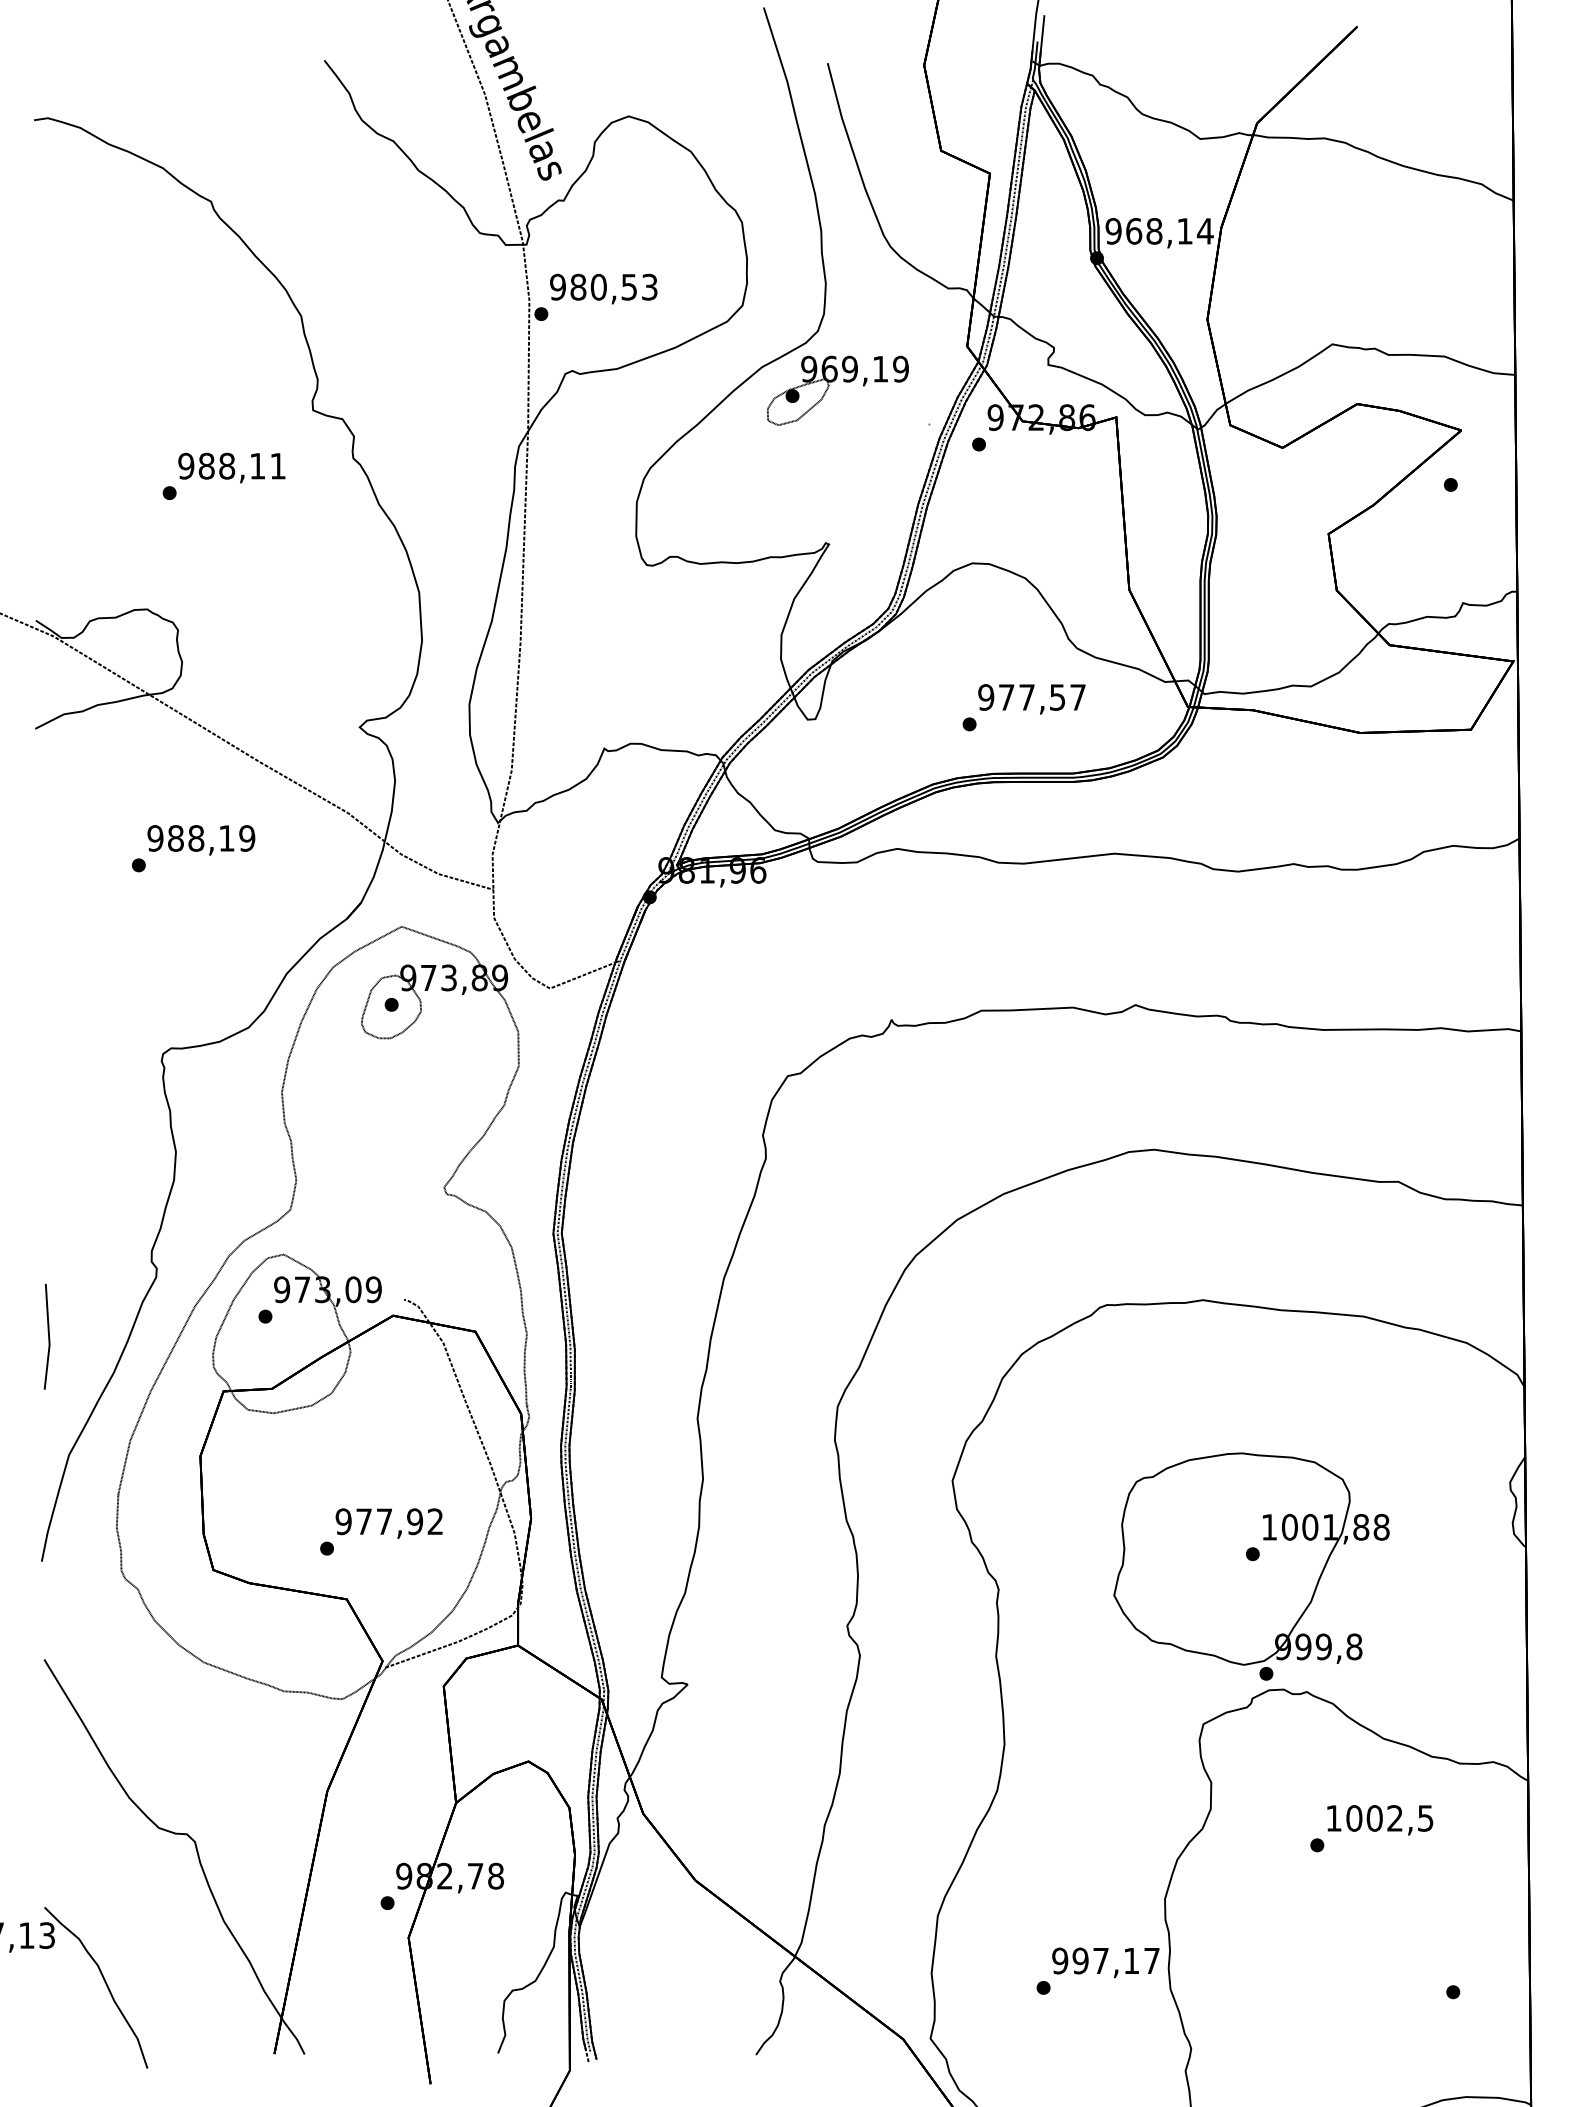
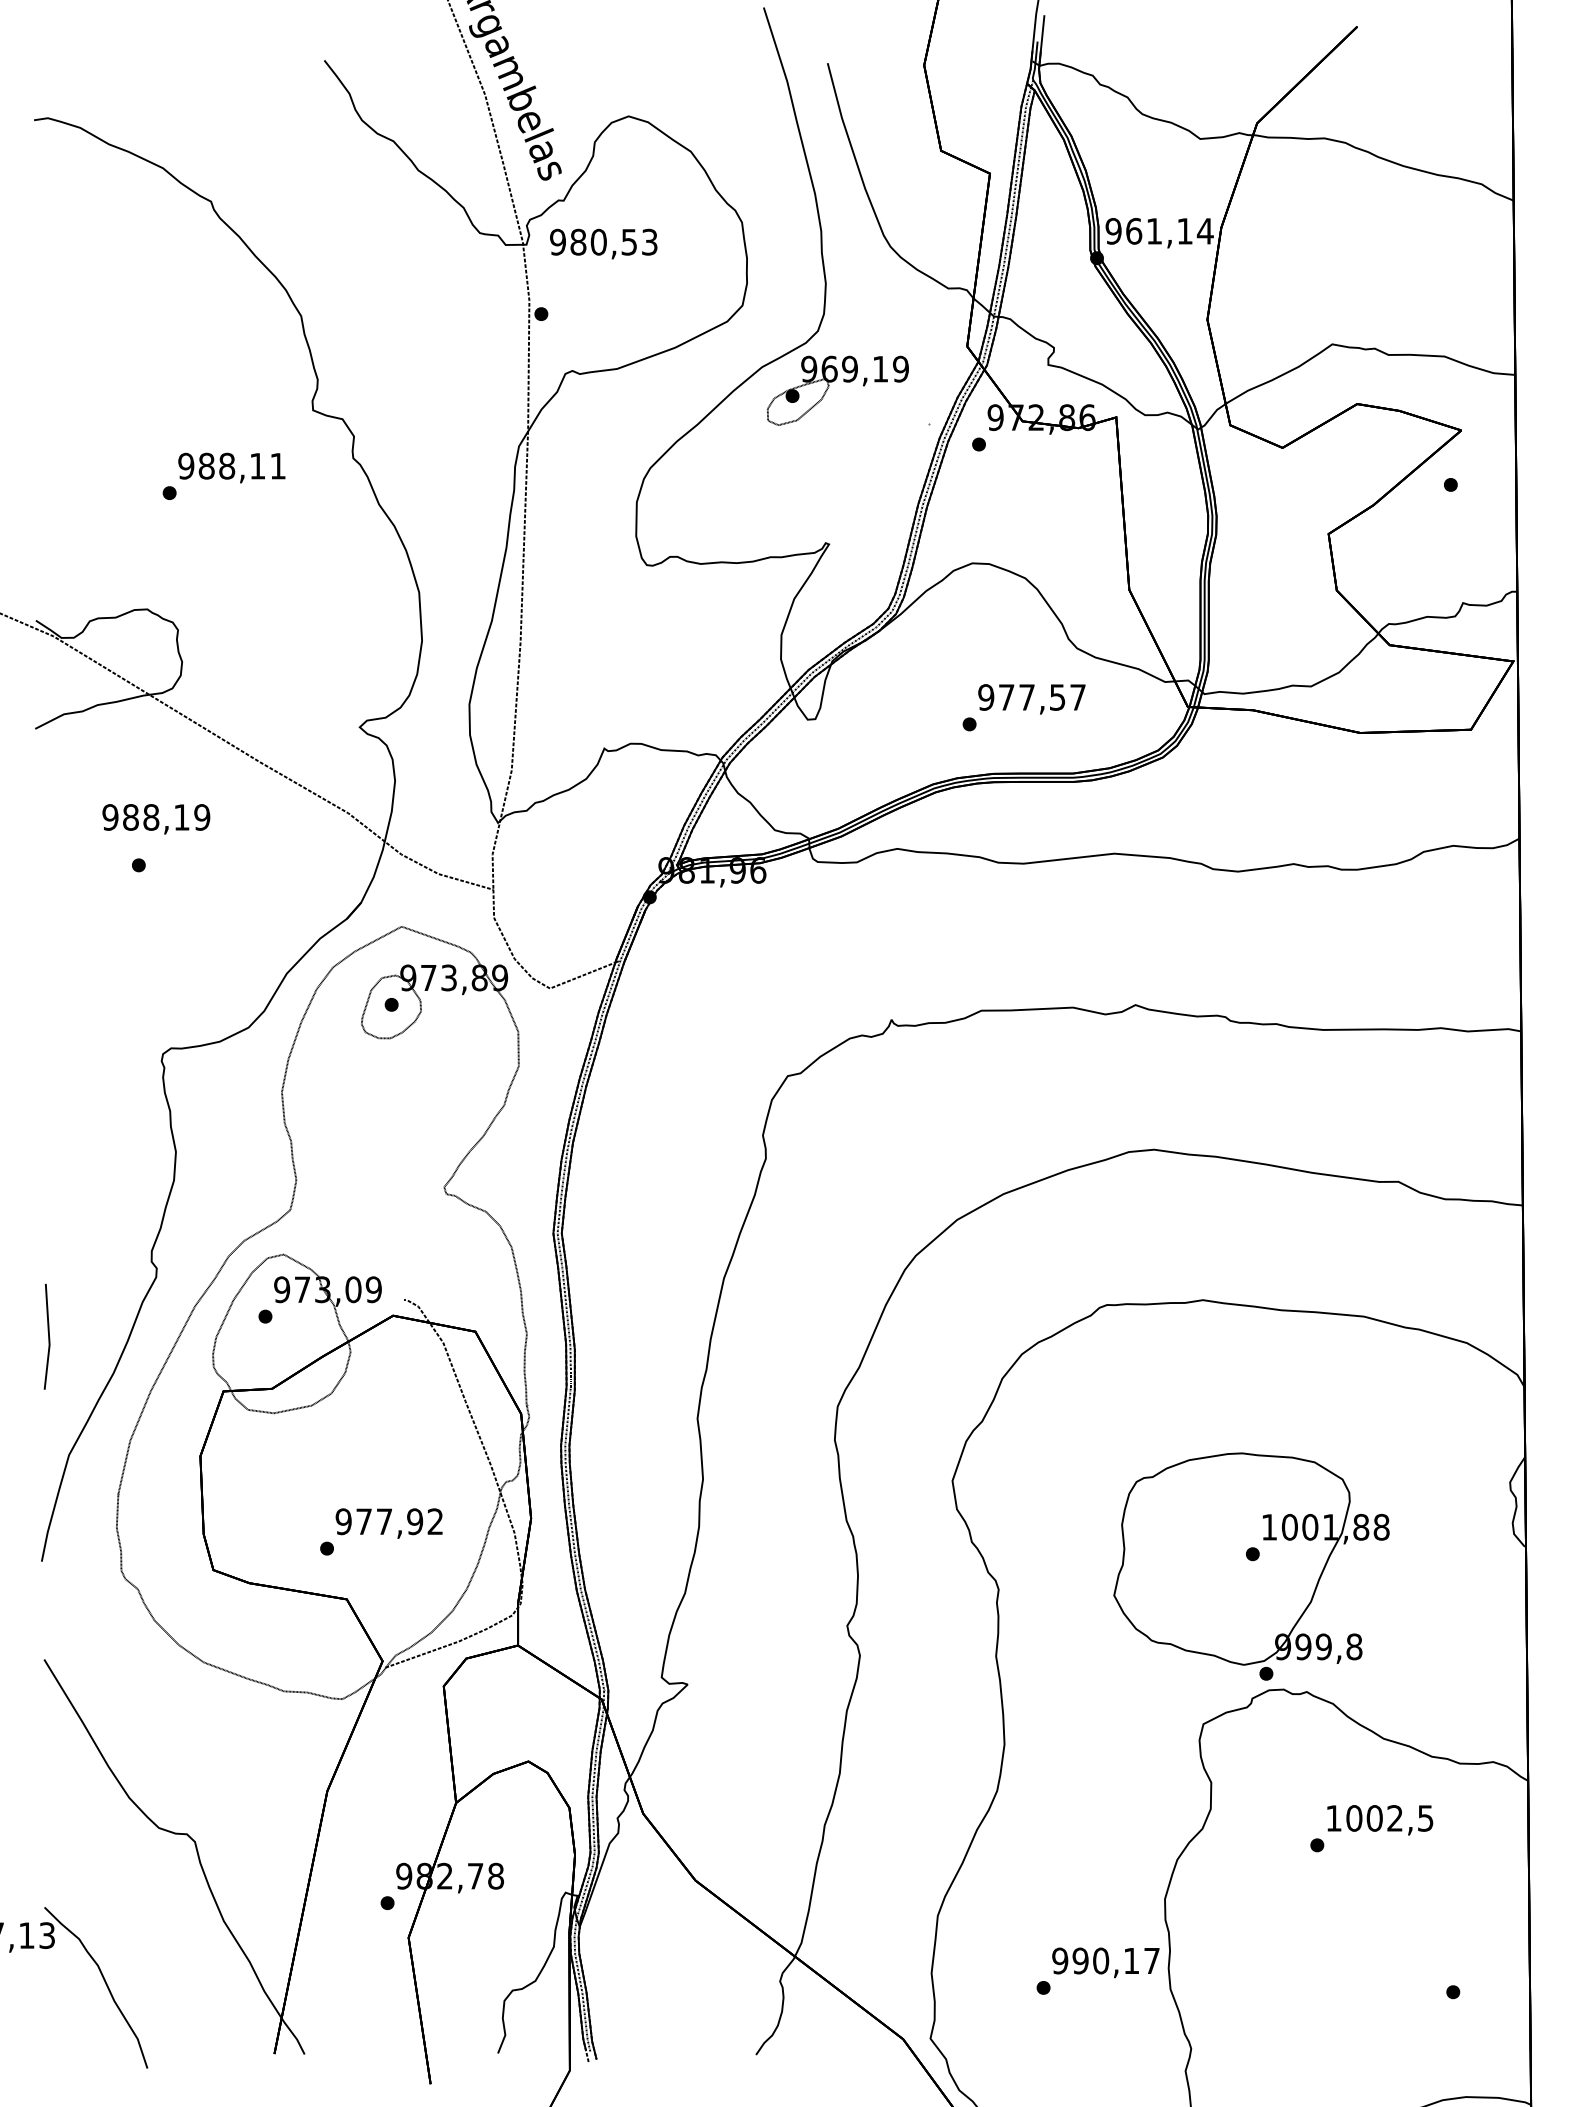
text: 968,14 -> 961,14 (1154, 231)
text position: (603, 288) -> (603, 243) (603, 243)
text position: (201, 840) -> (156, 819) (156, 819)
text: 997,17 -> 990,17 (1101, 1960)
